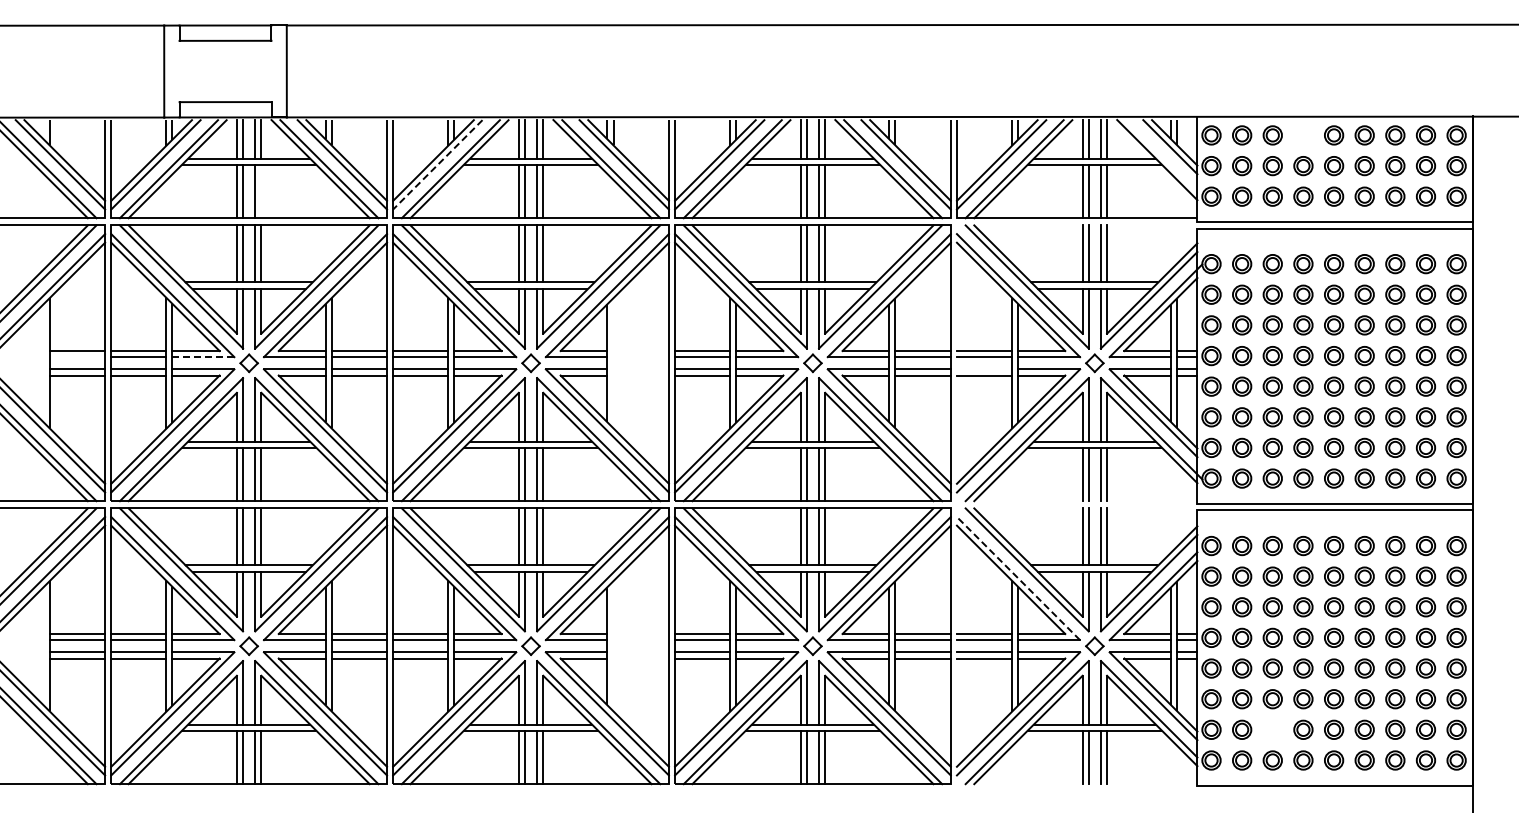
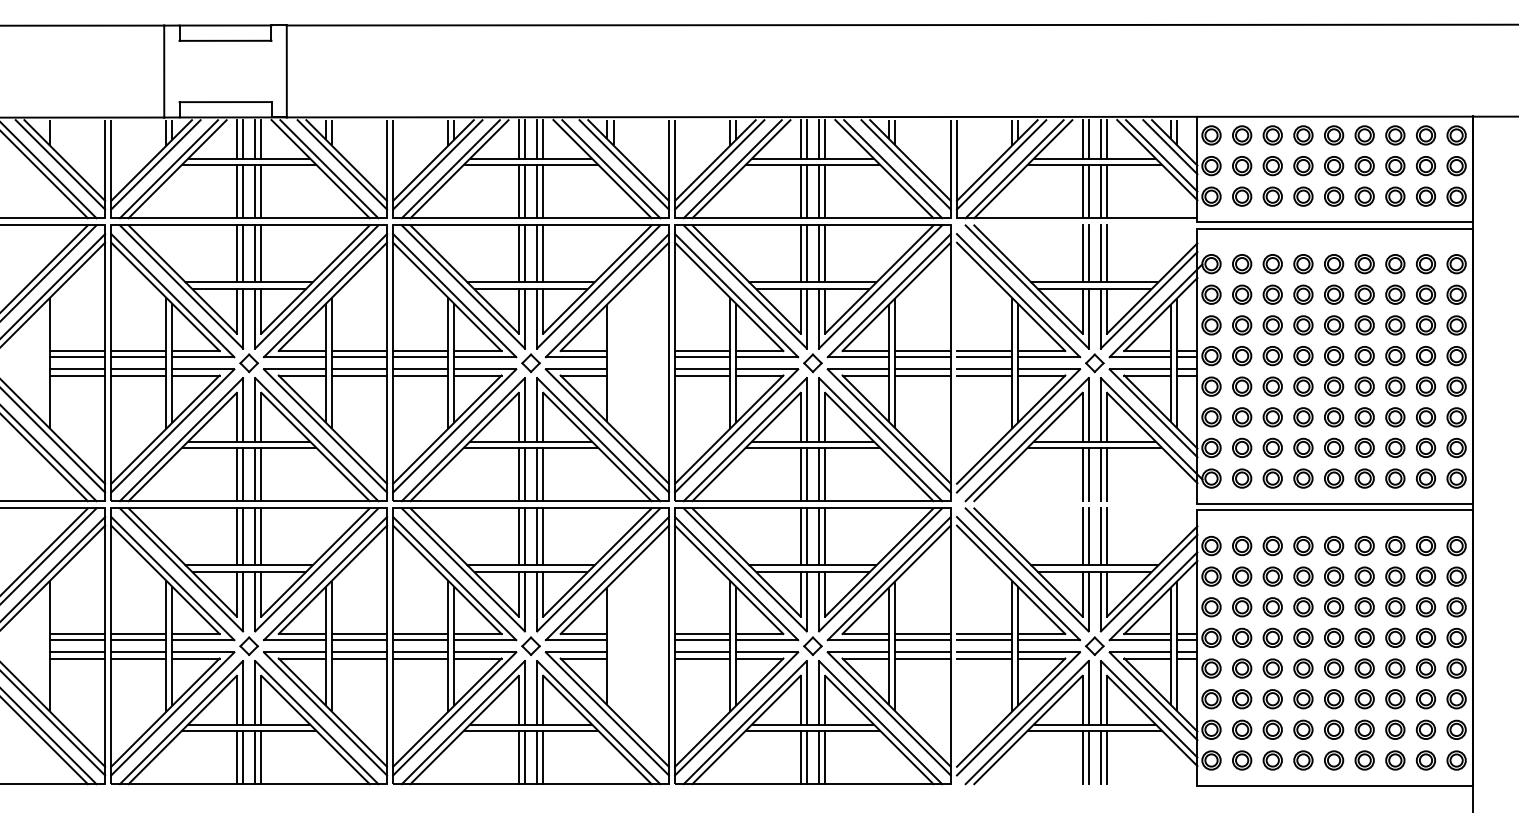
part: none -> present (1303, 135)
line: none -> present (1161, 155)
line: dashed -> solid (437, 165)
line: none -> present (261, 191)
line: none -> present (77, 357)
line: dashed -> solid (202, 357)
line: none -> present (983, 369)
line: dashed -> solid (1018, 578)
part: none -> present (1272, 729)
